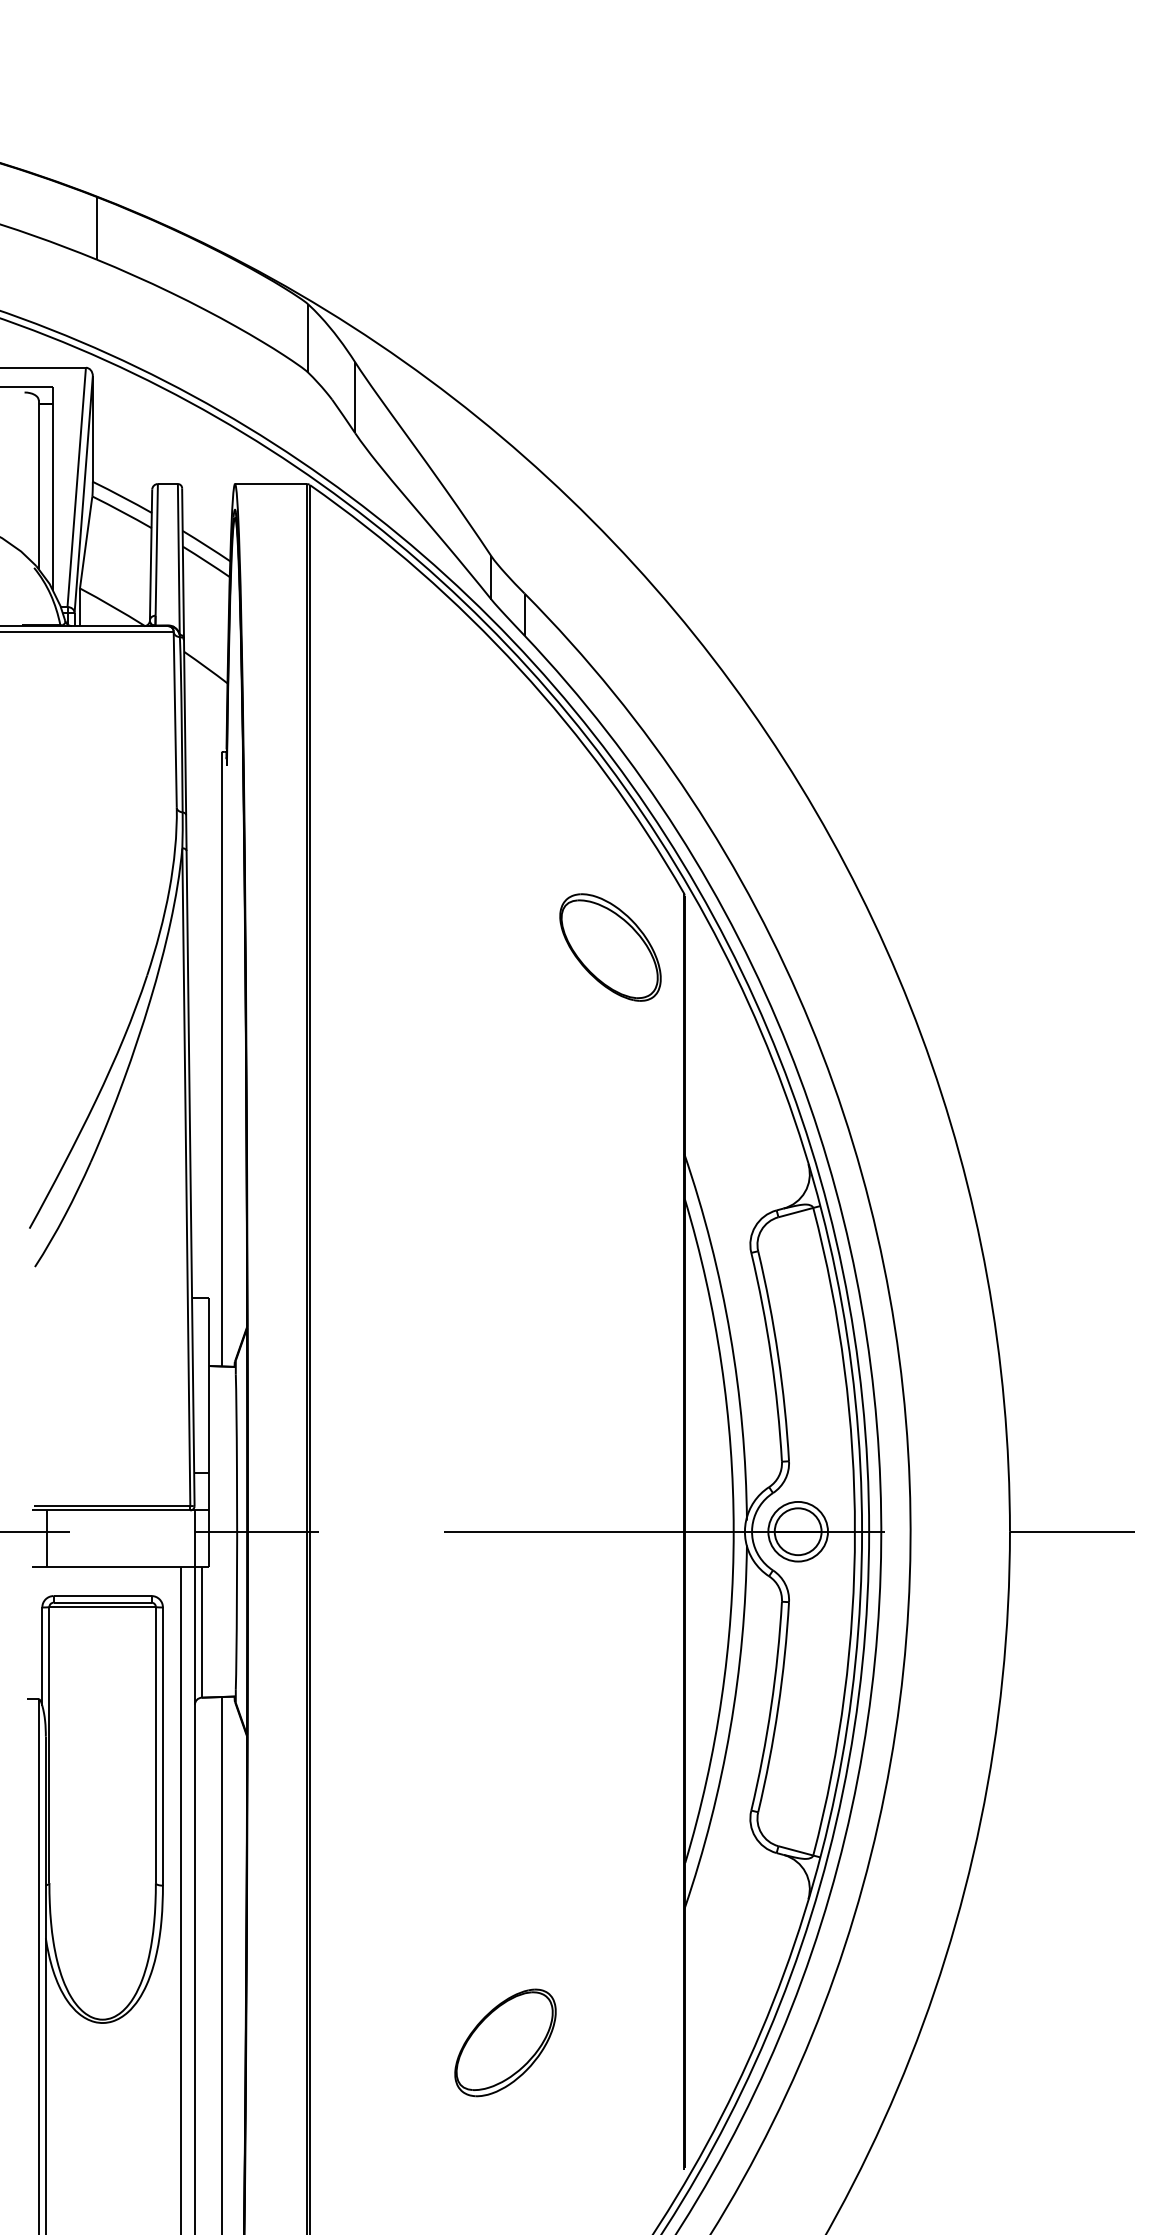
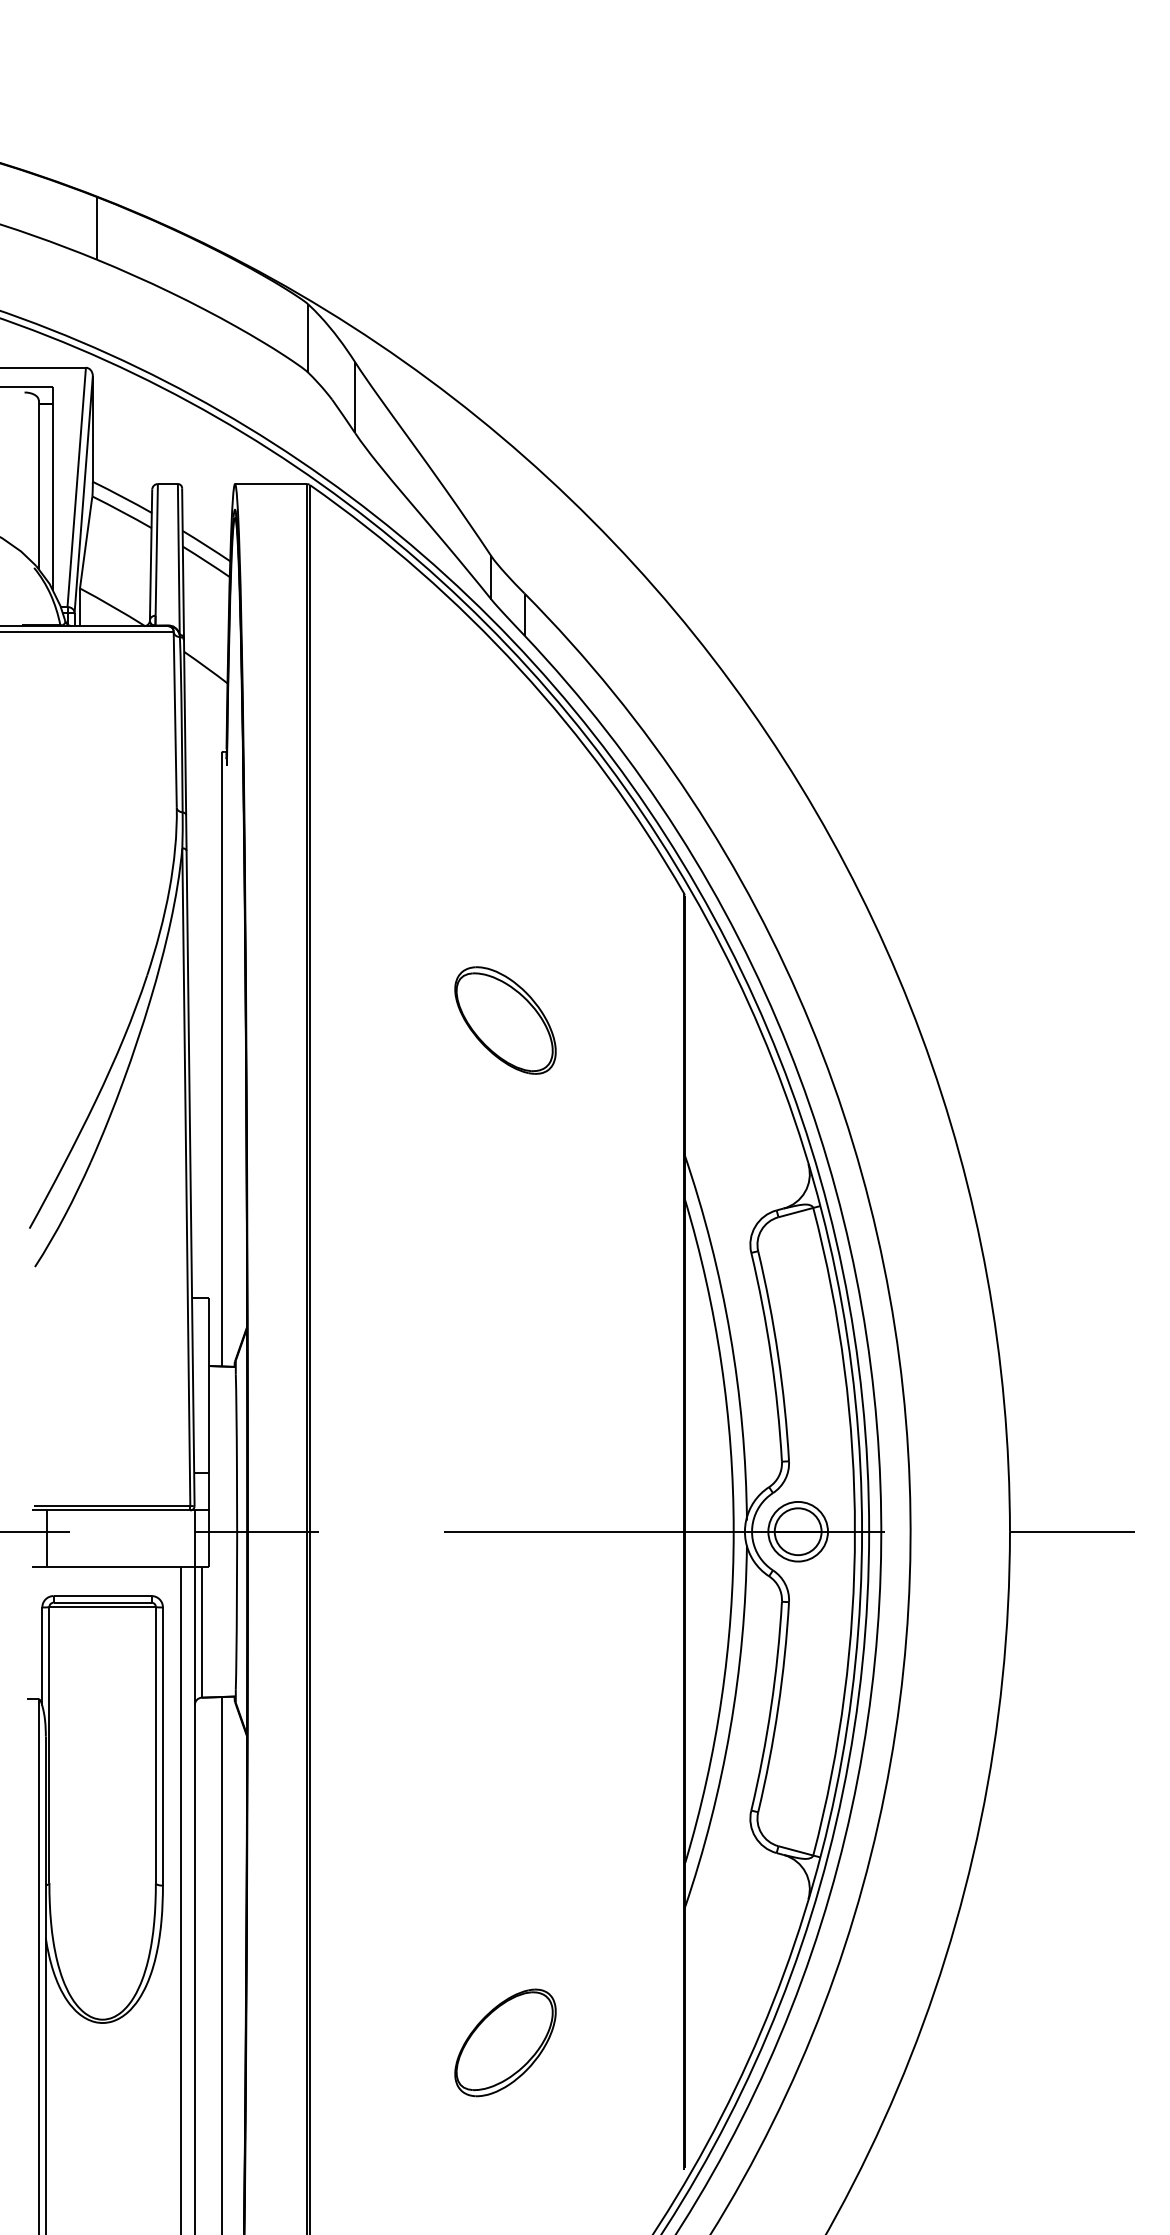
part position: (610, 947) -> (505, 1020) (505, 1020)
